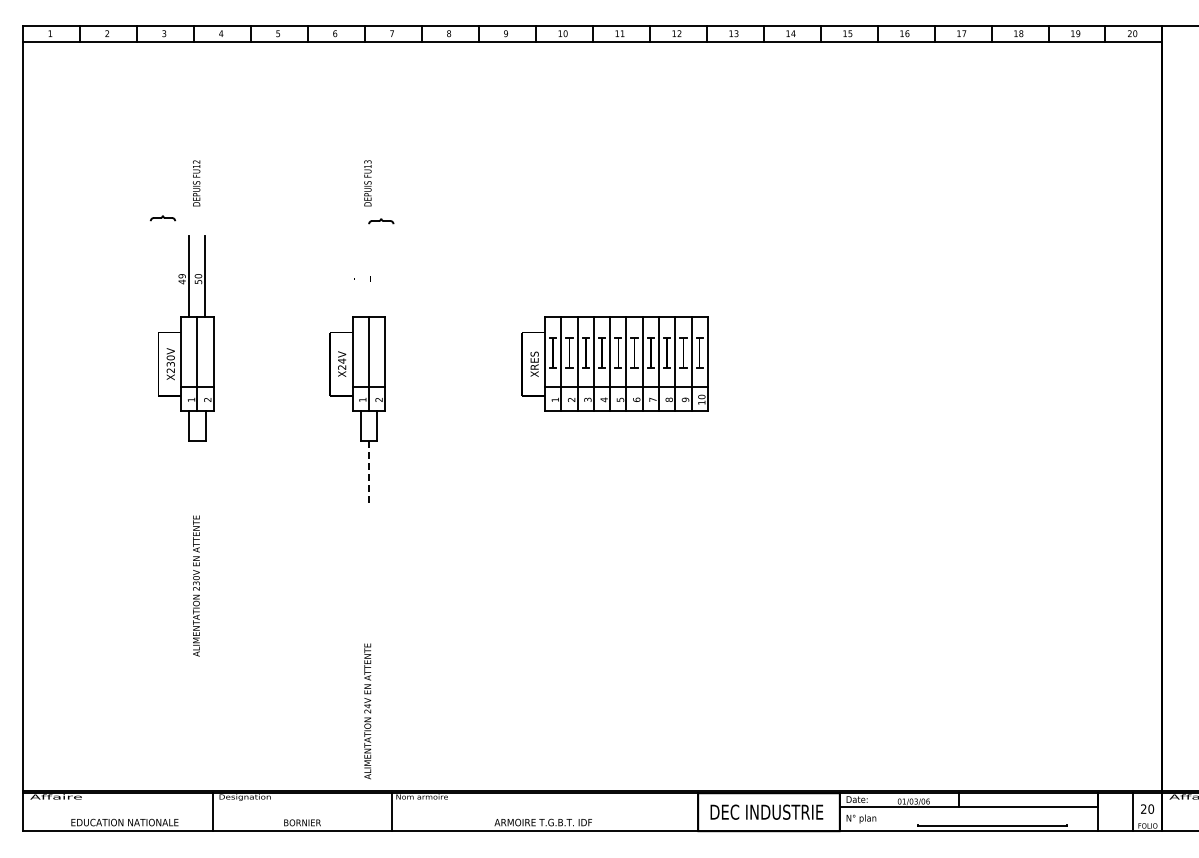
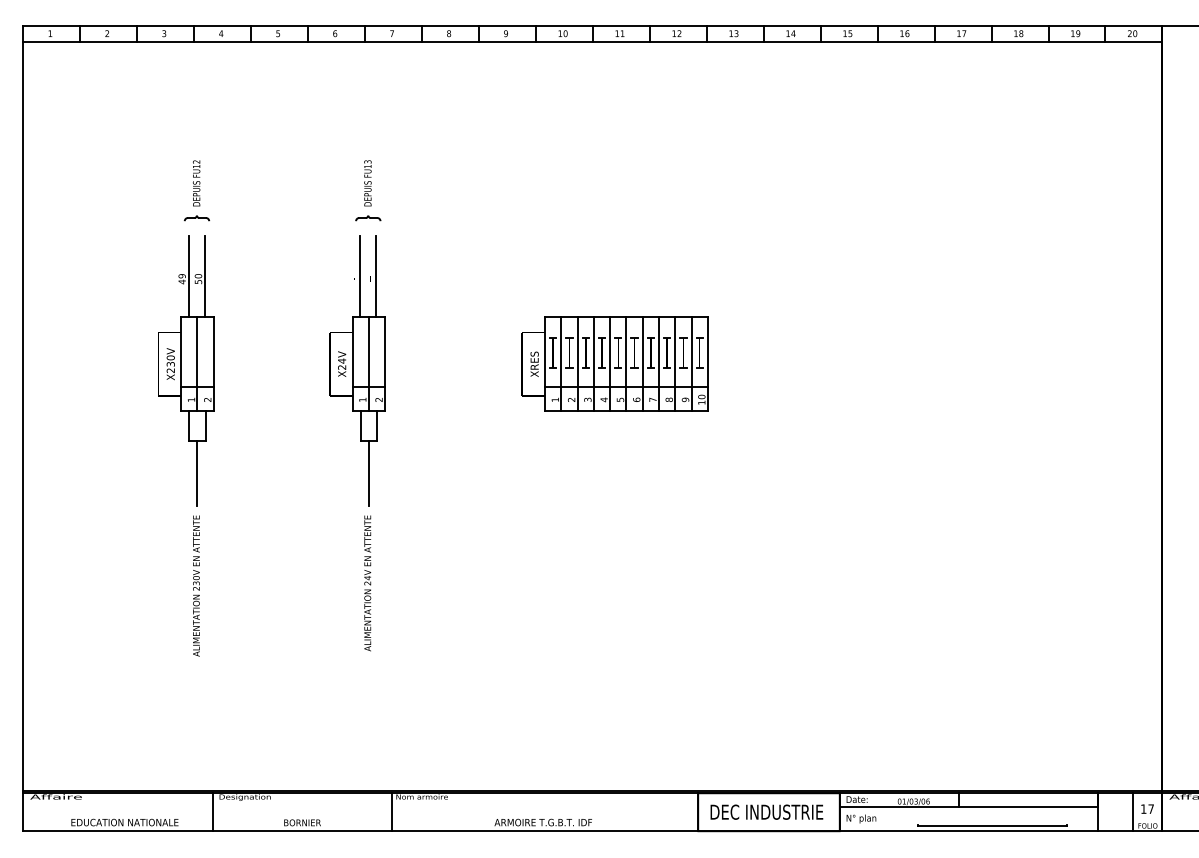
part position: (162, 218) -> (196, 218) (196, 218)
part position: (381, 221) -> (368, 218) (368, 218)
line: none -> present (360, 276)
line: none -> present (376, 276)
line: none -> present (197, 472)
line: dashed -> solid (368, 473)
text position: (367, 711) -> (367, 583) (367, 583)
text: 20 -> 17 (1147, 808)
